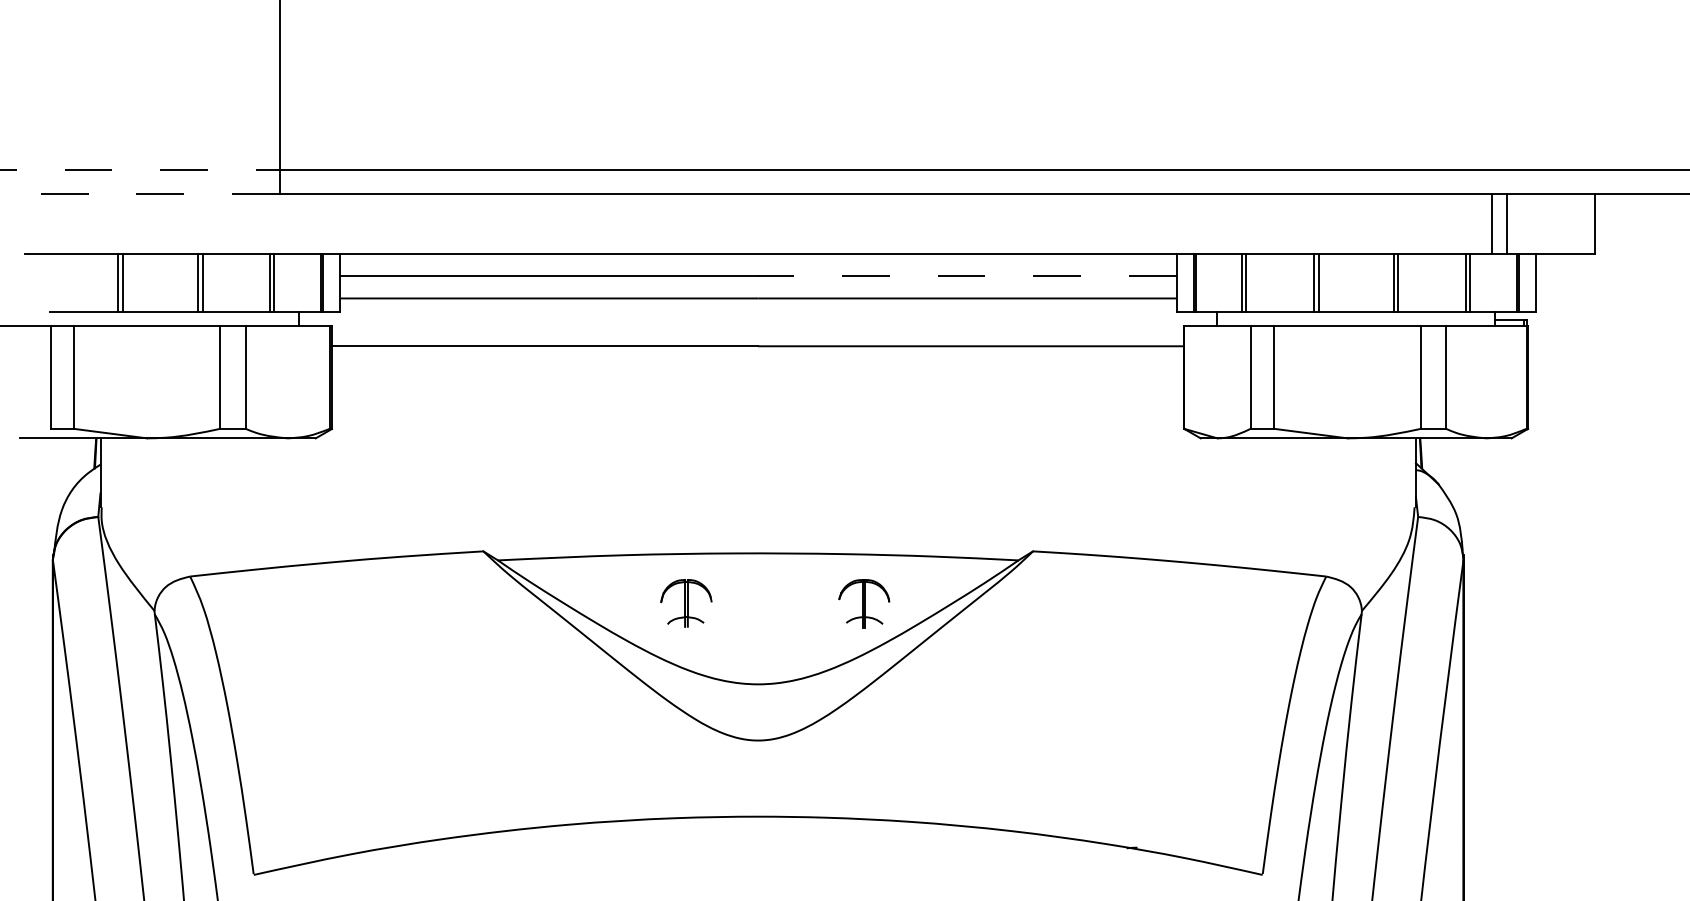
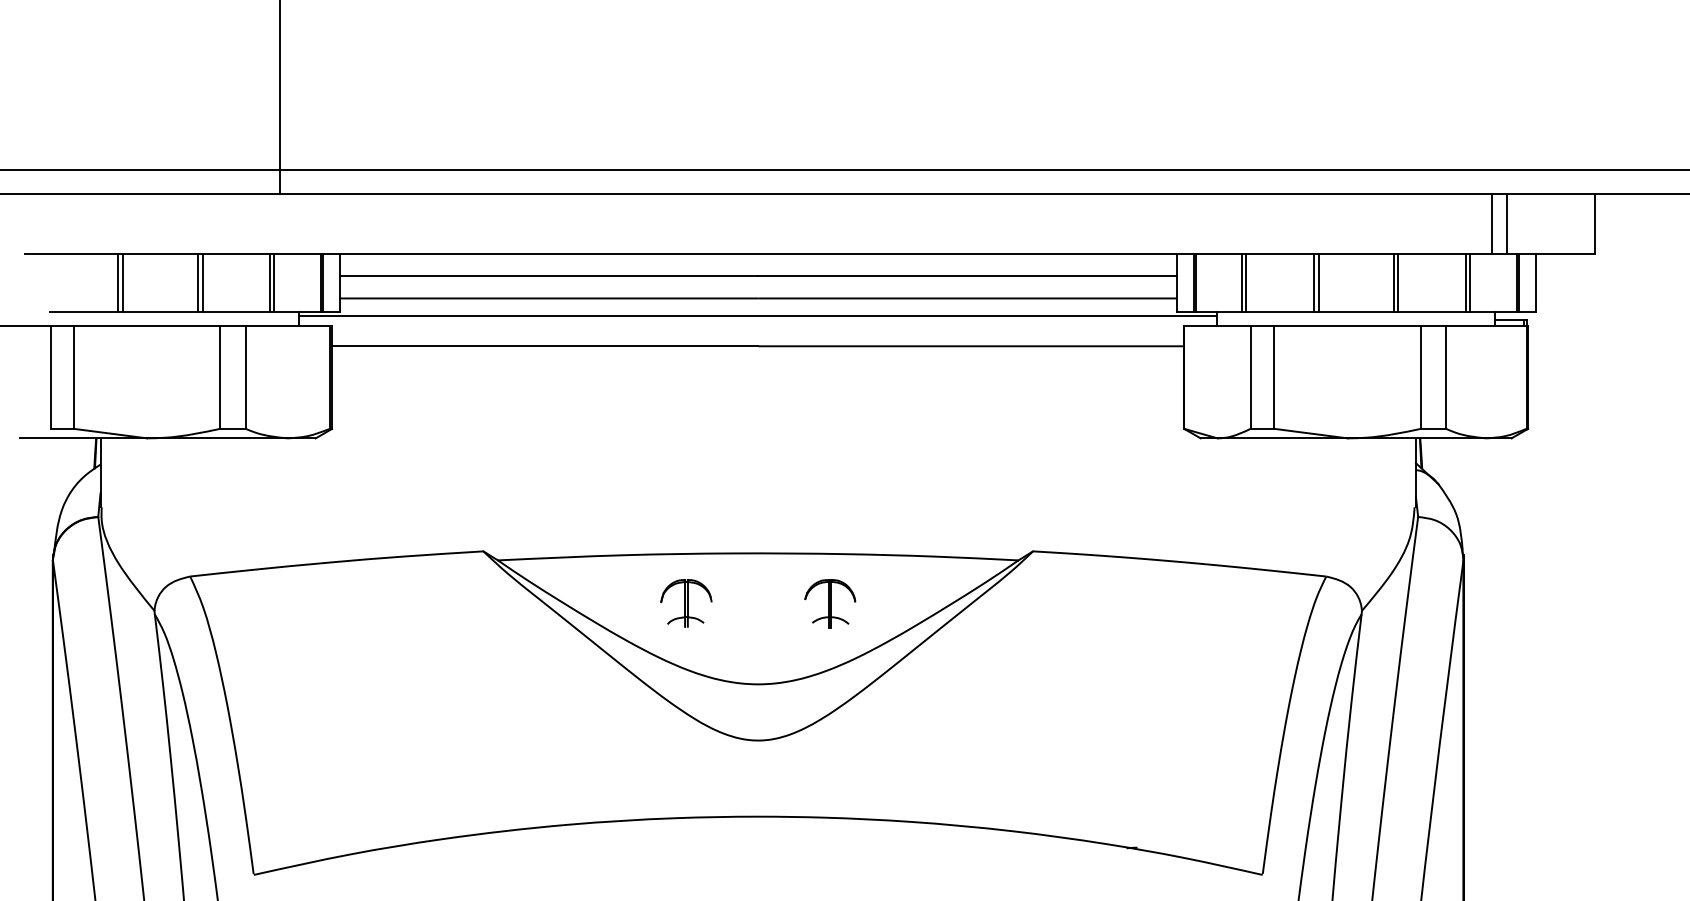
line: dashed -> solid (139, 170)
line: dashed -> solid (139, 194)
line: dashed -> solid (967, 275)
line: none -> present (758, 316)
part position: (864, 603) -> (830, 603) (830, 603)
